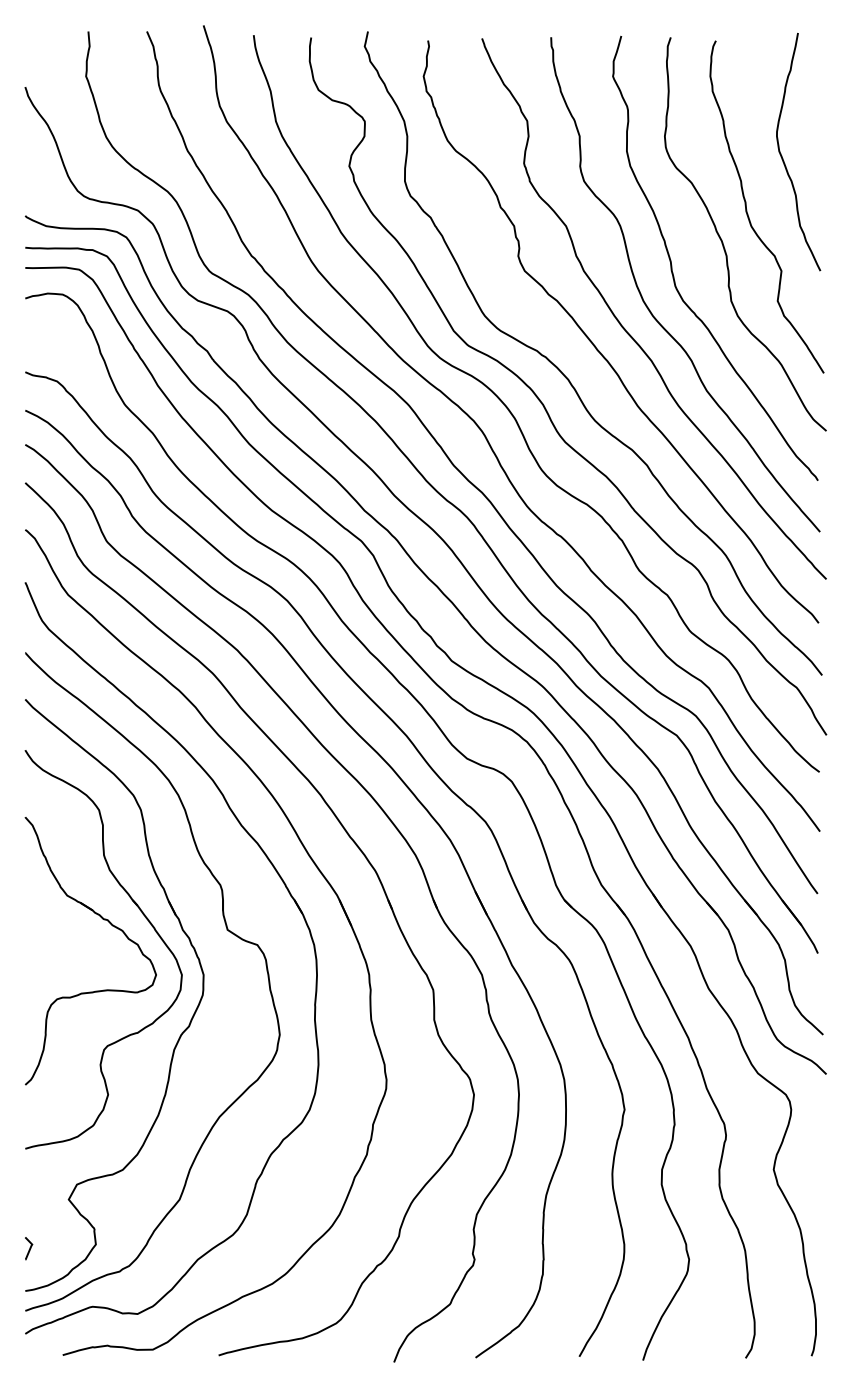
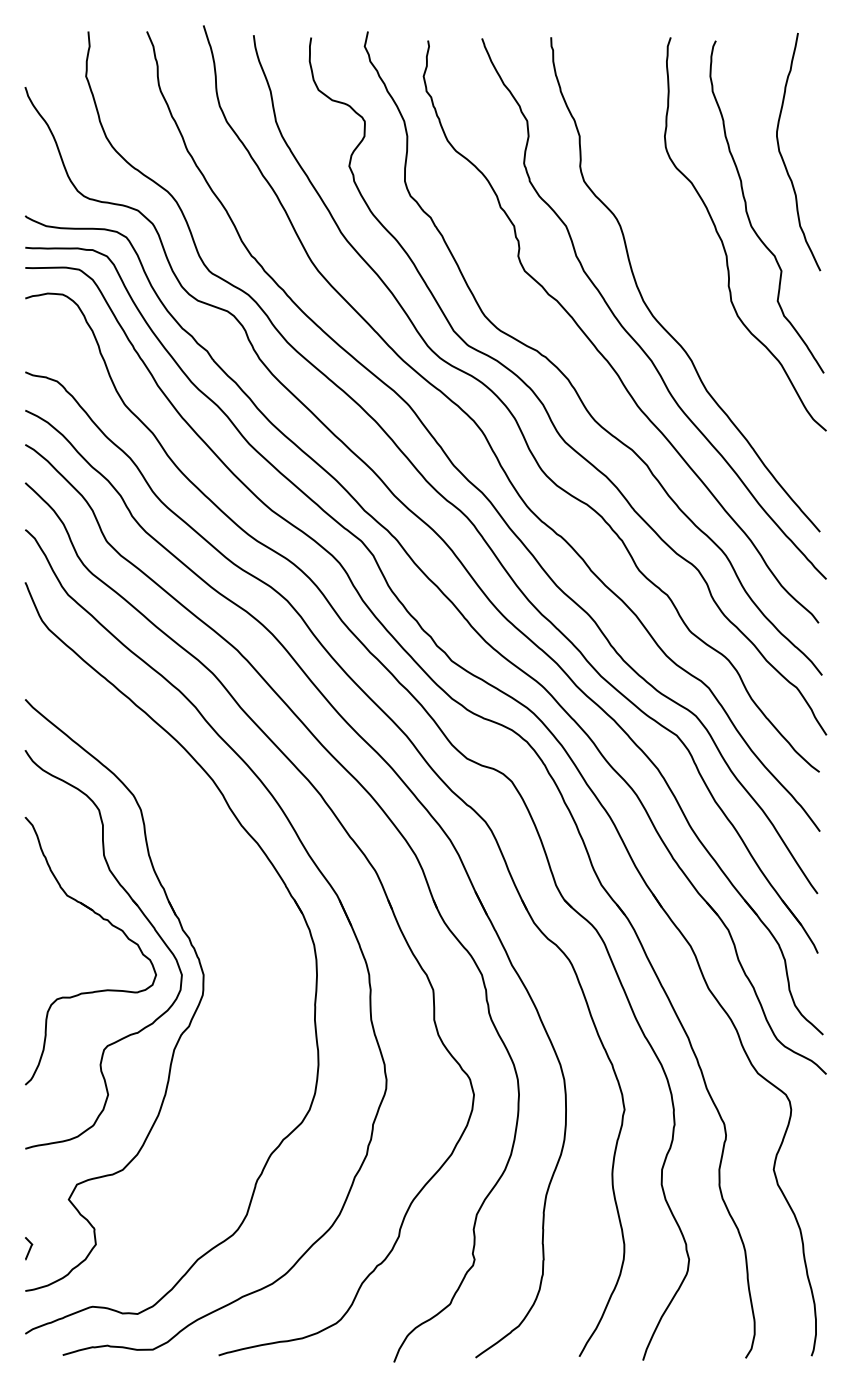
curve: present -> none (672, 265)
part: present -> none (226, 930)
